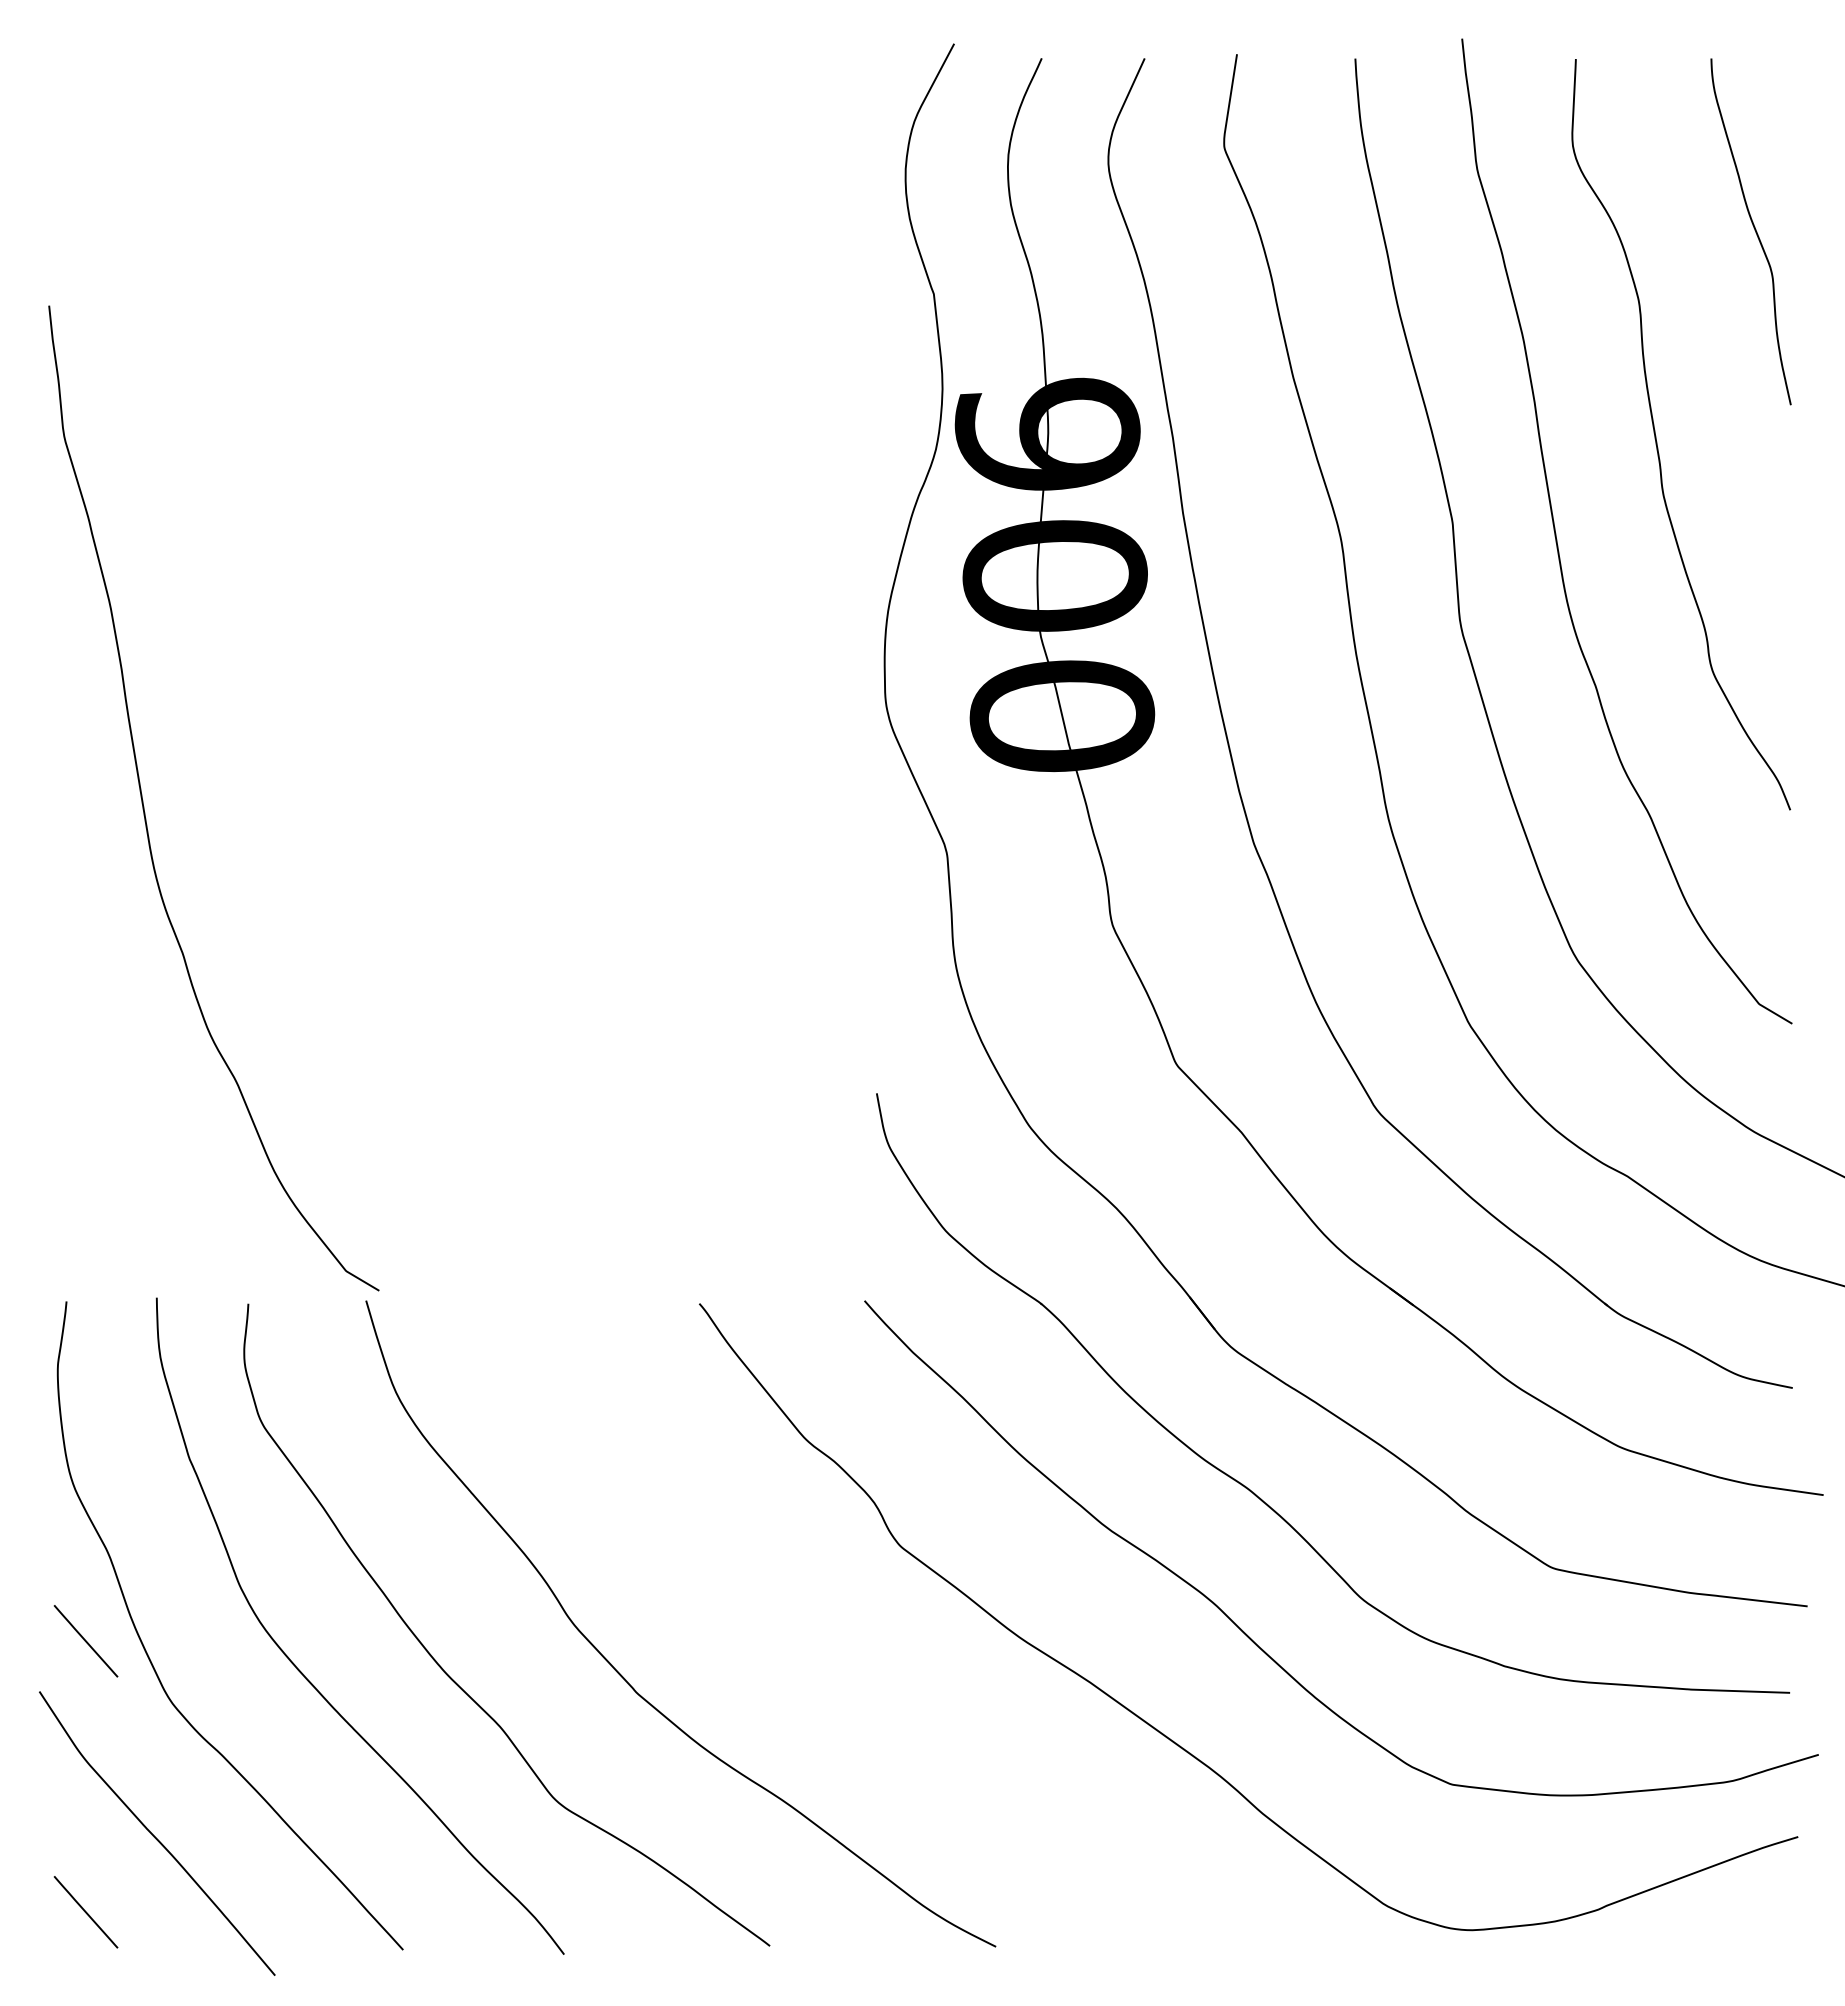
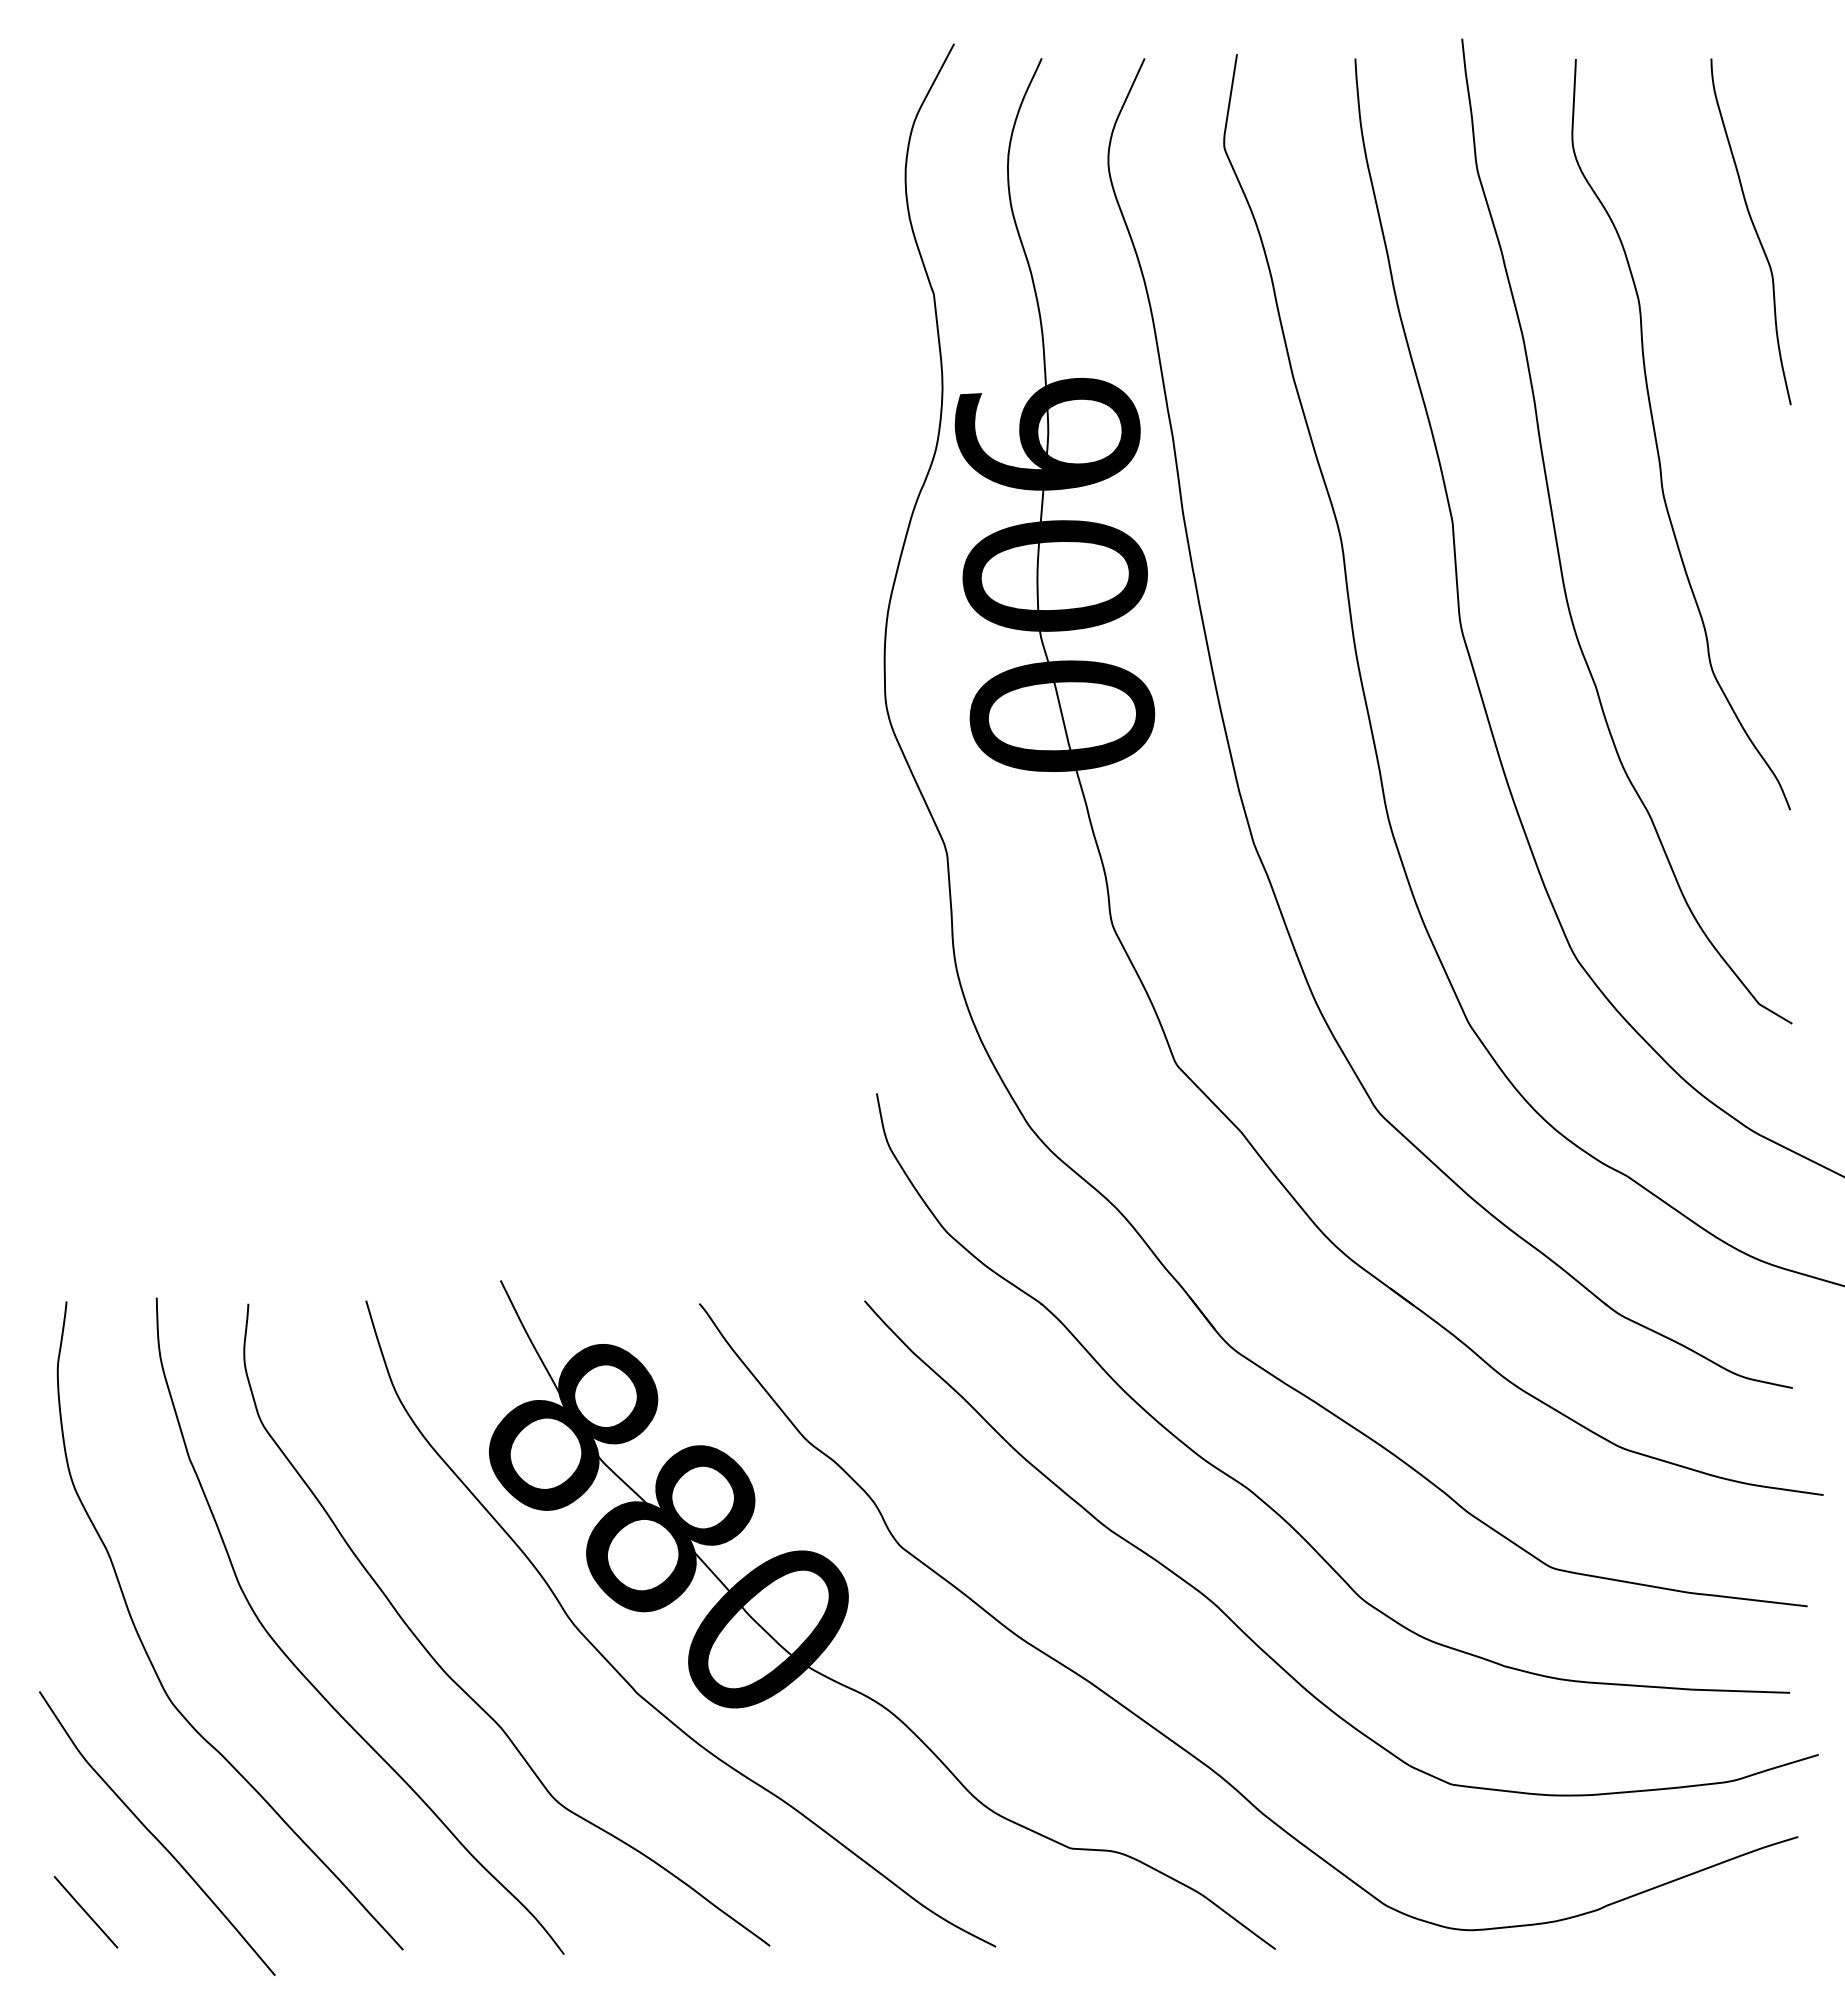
curve: present -> none (145, 812)
part: none -> present (848, 1605)
line: present -> none (85, 1641)
